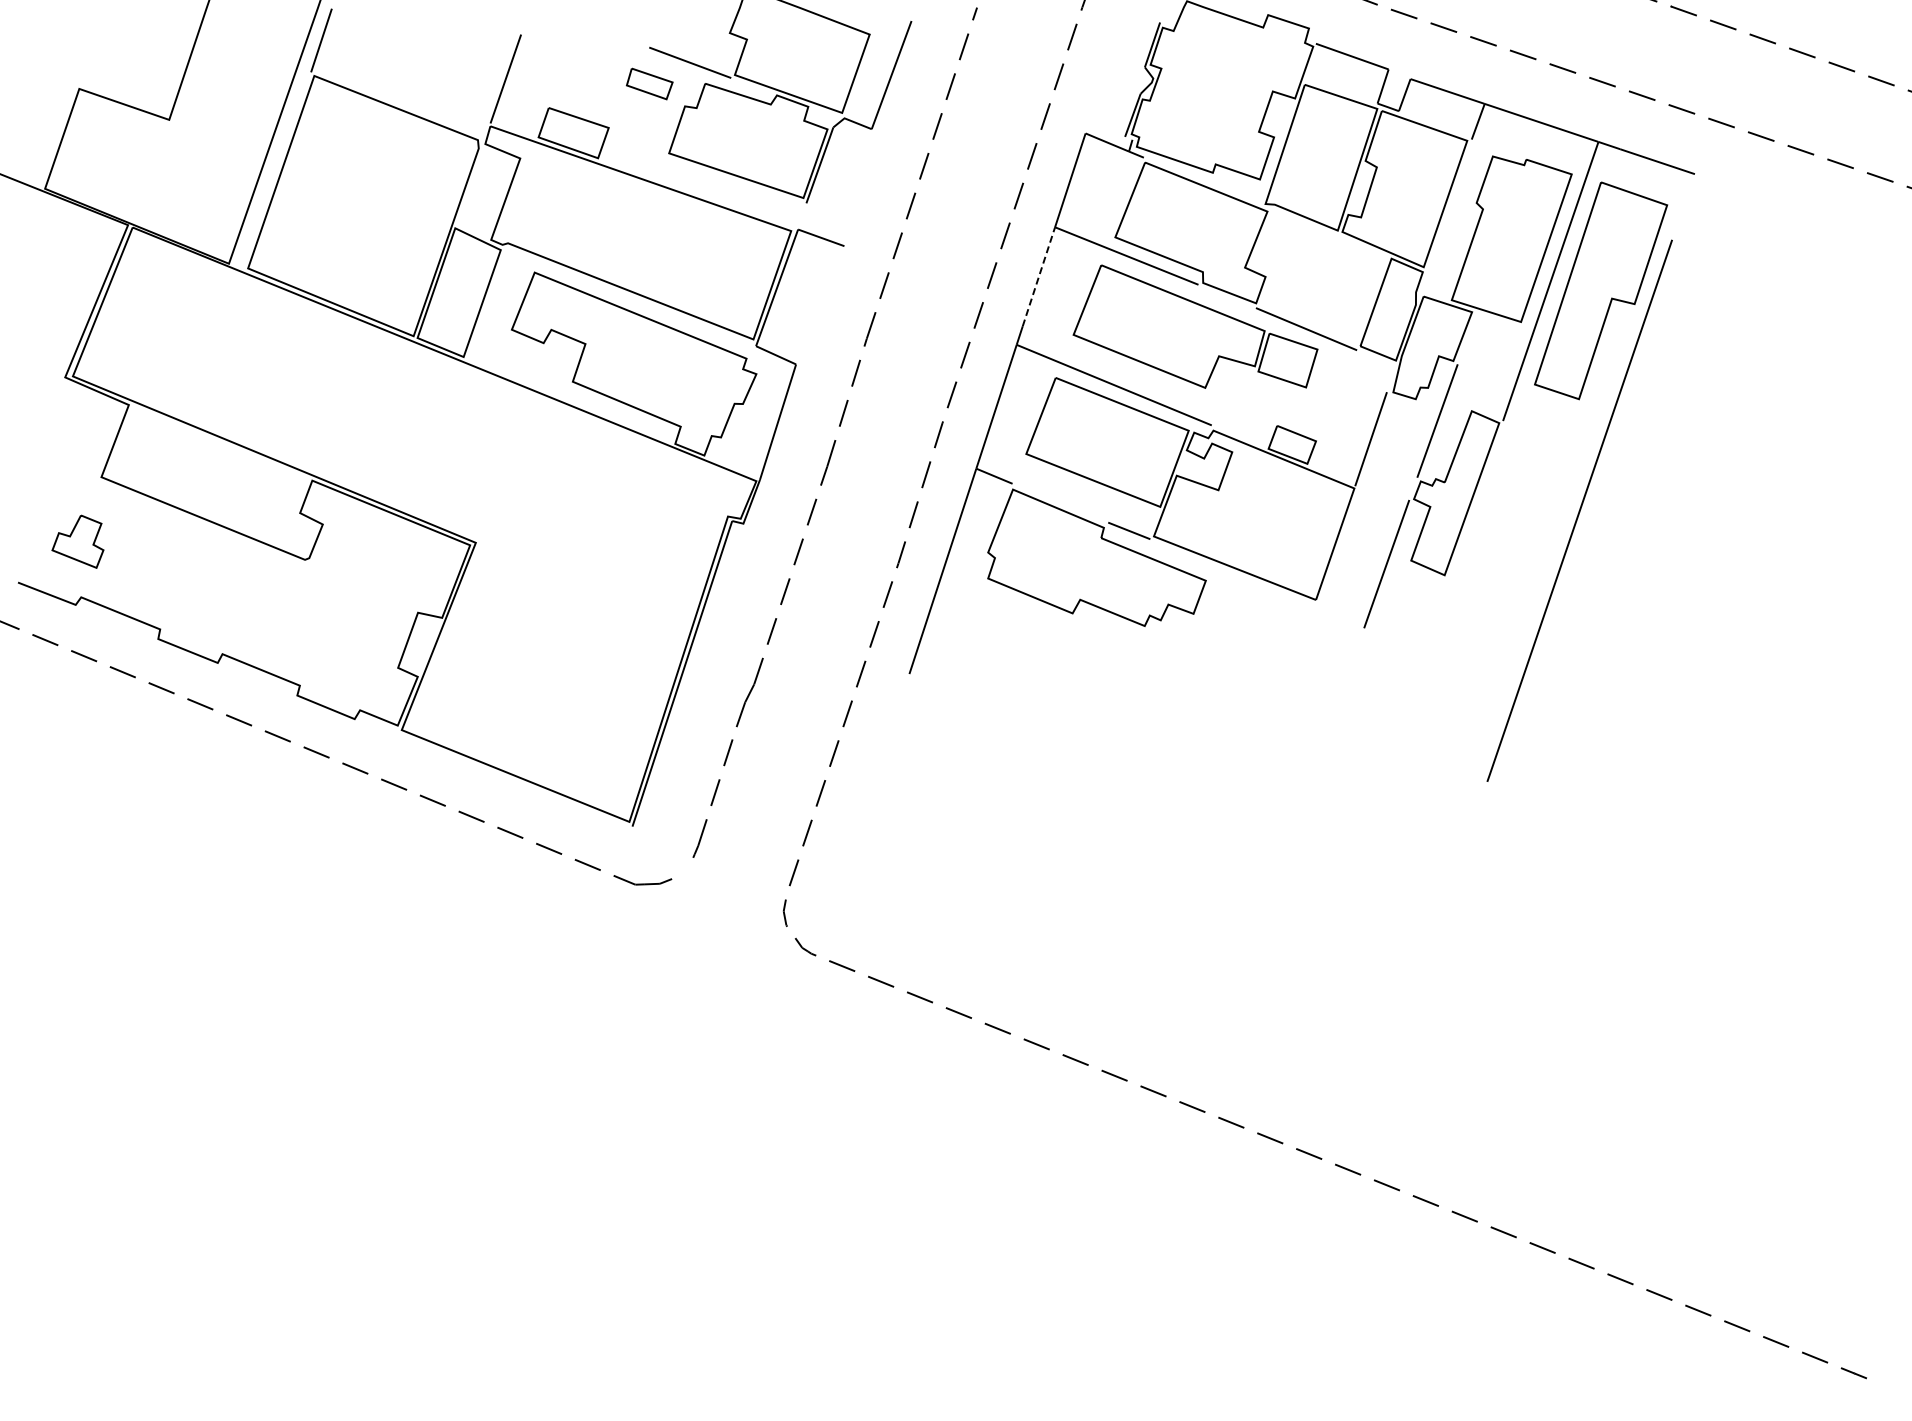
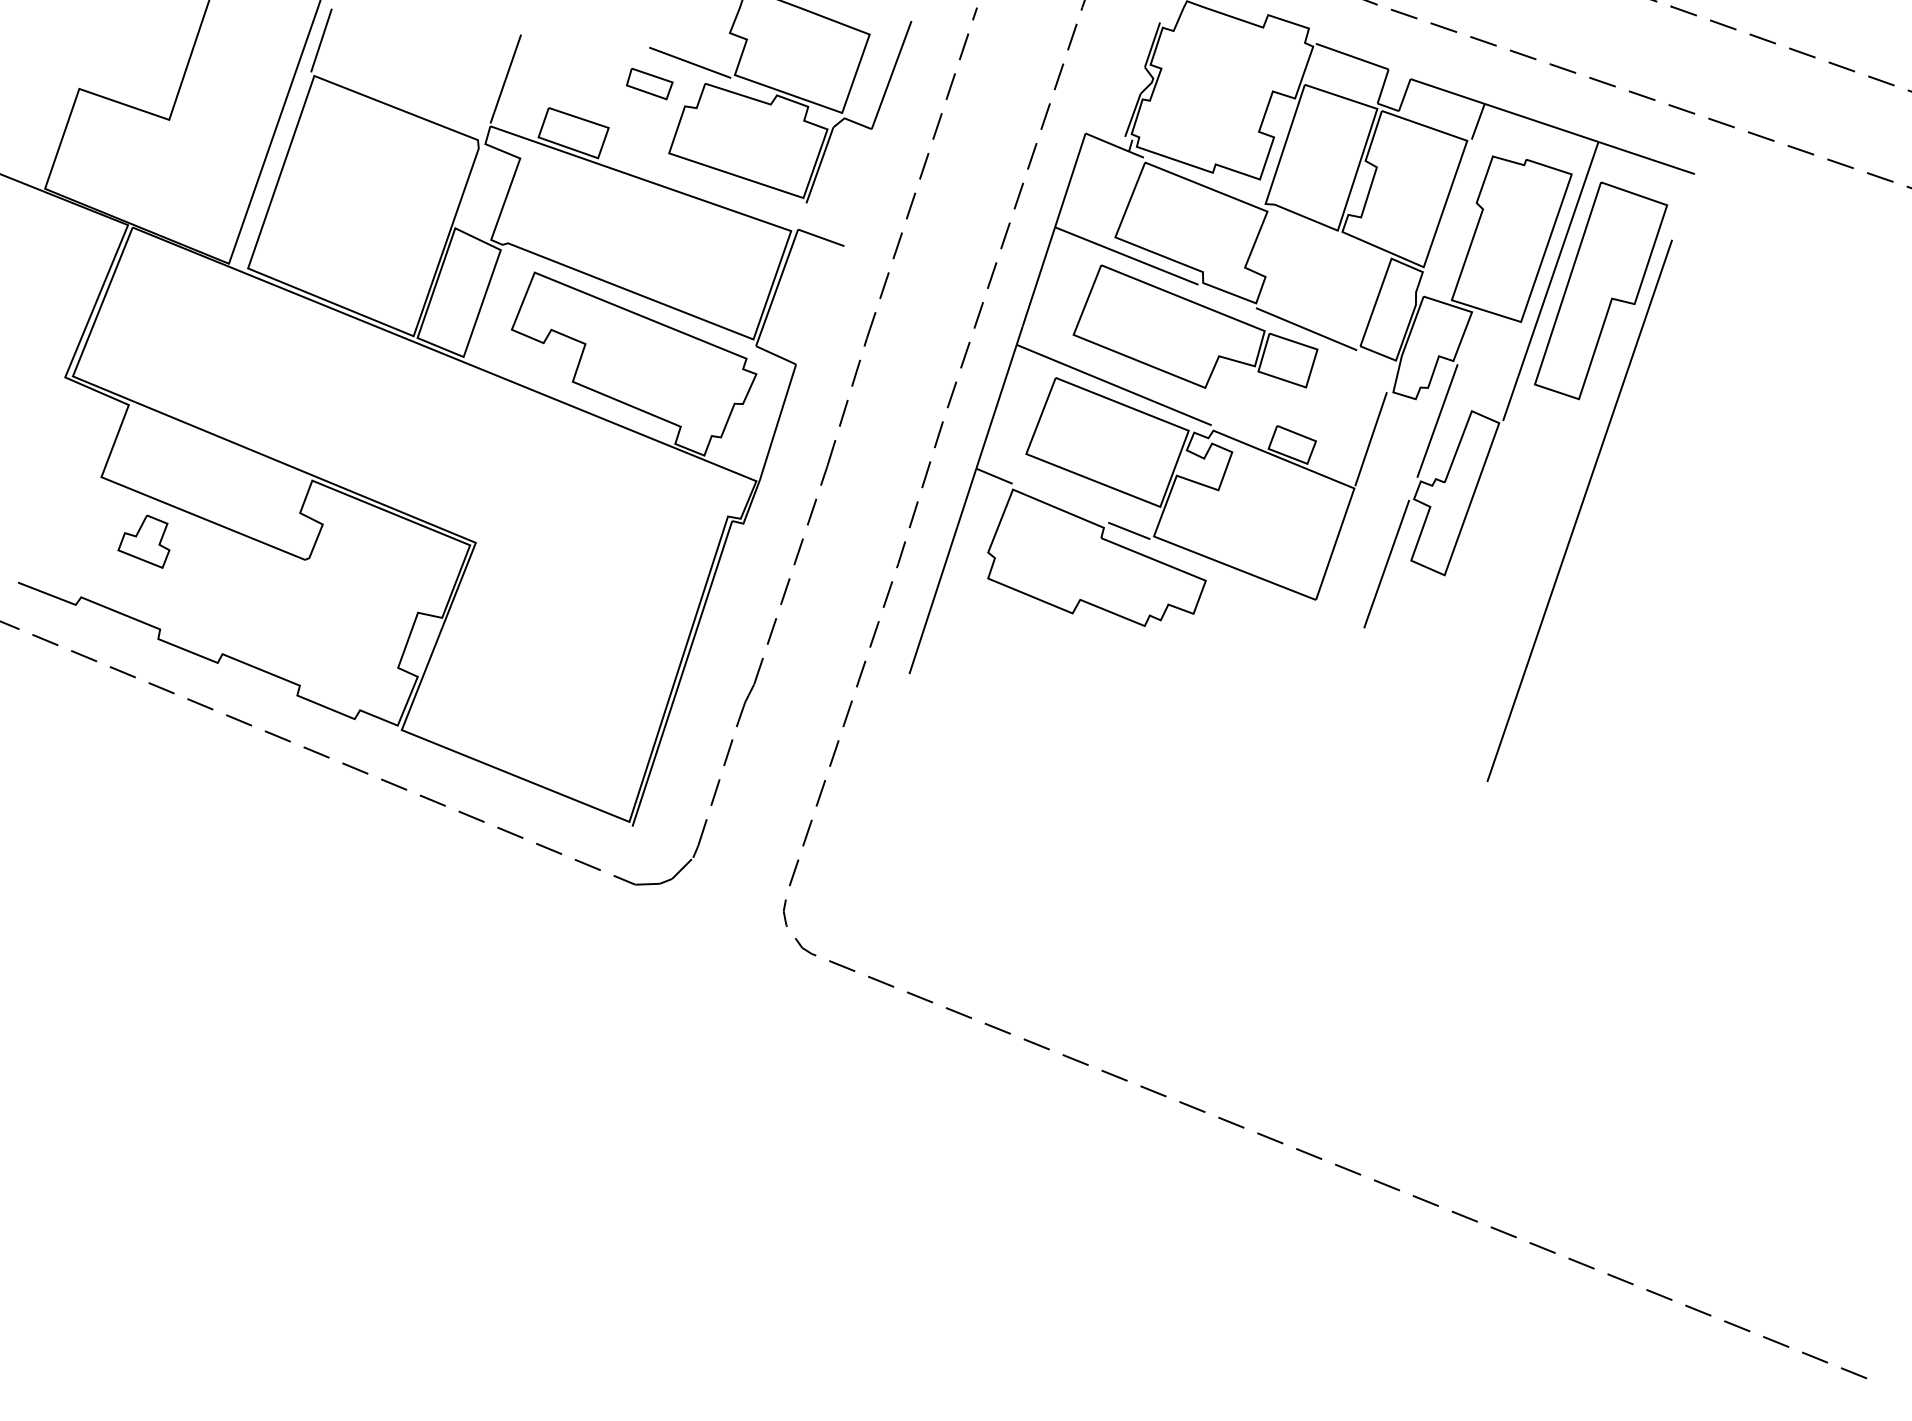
line: dashed -> solid (1039, 276)
part position: (77, 541) -> (143, 541) (143, 541)
line: none -> present (682, 867)
